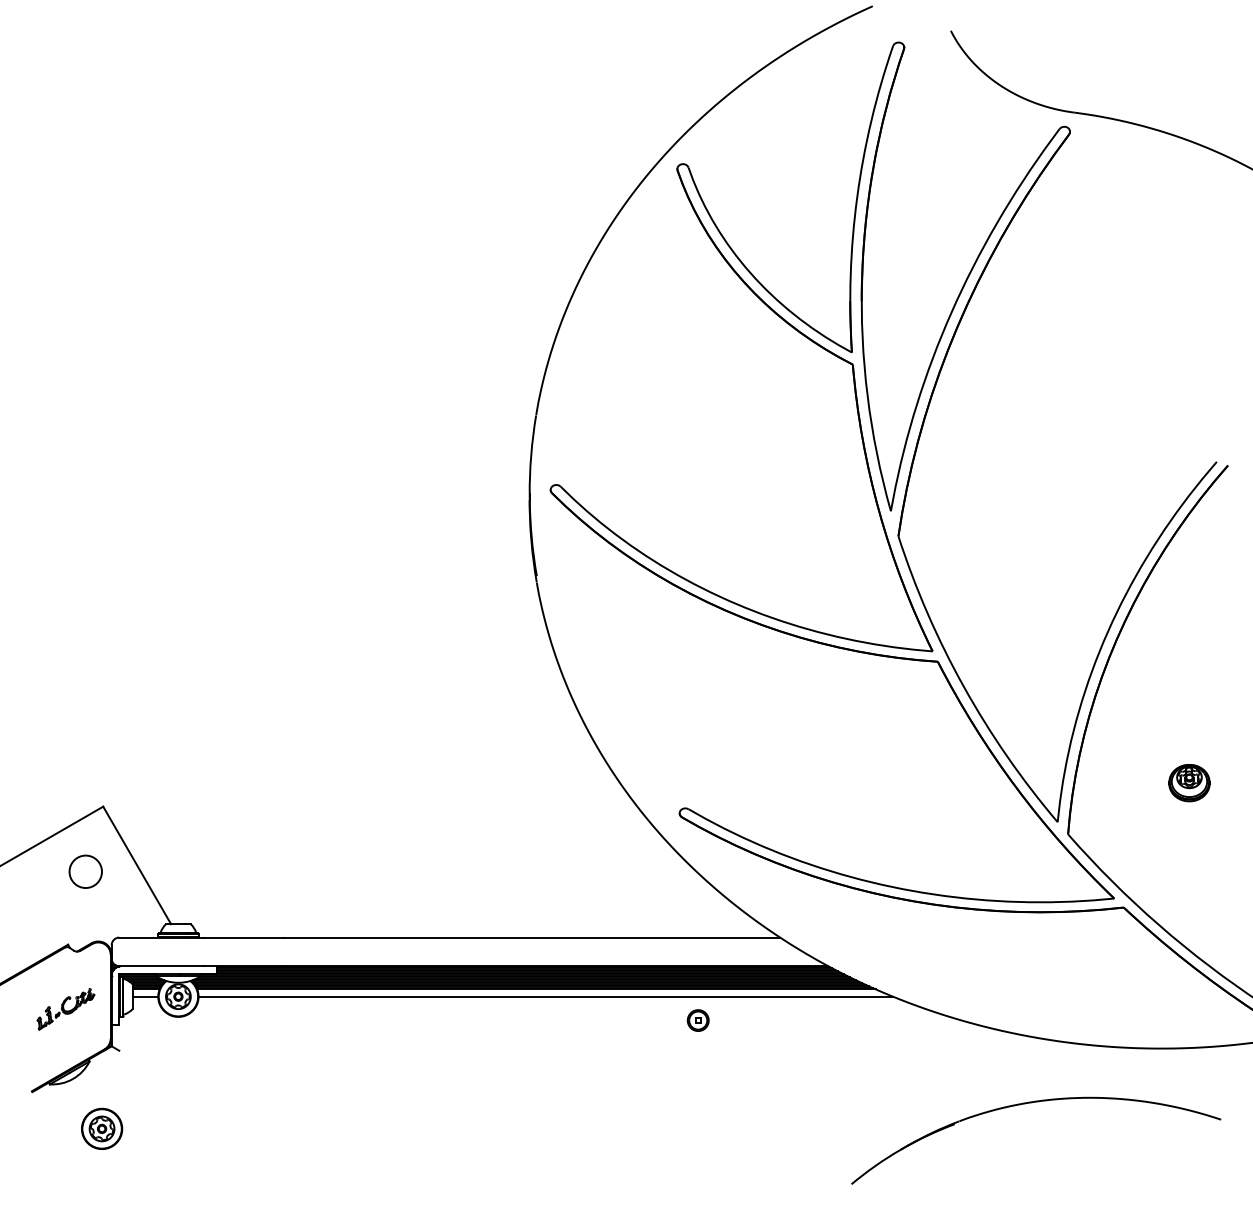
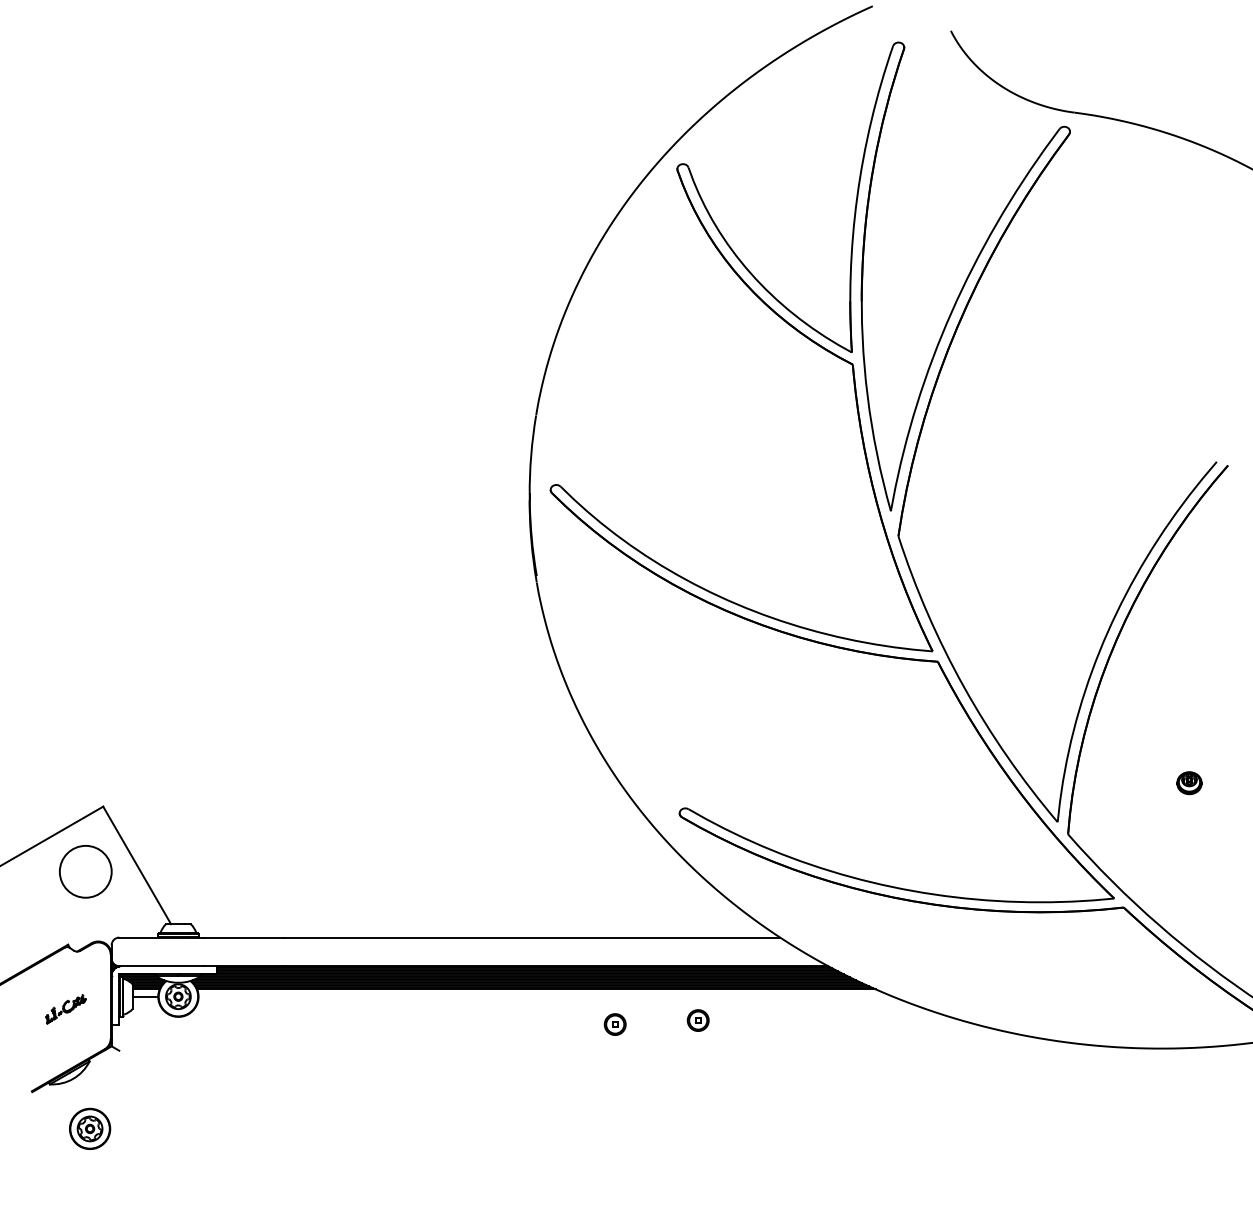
part size: 43x39 px -> 27x25 px (1189, 783)
circle diameter: 32 px -> 52 px (85, 871)
line: present -> none (545, 996)
part size: 60x43 px -> 42x31 px (65, 1009)
part: none -> present (614, 1024)
part: present -> none (1032, 1103)
part position: (102, 1128) -> (90, 1128) (90, 1128)
